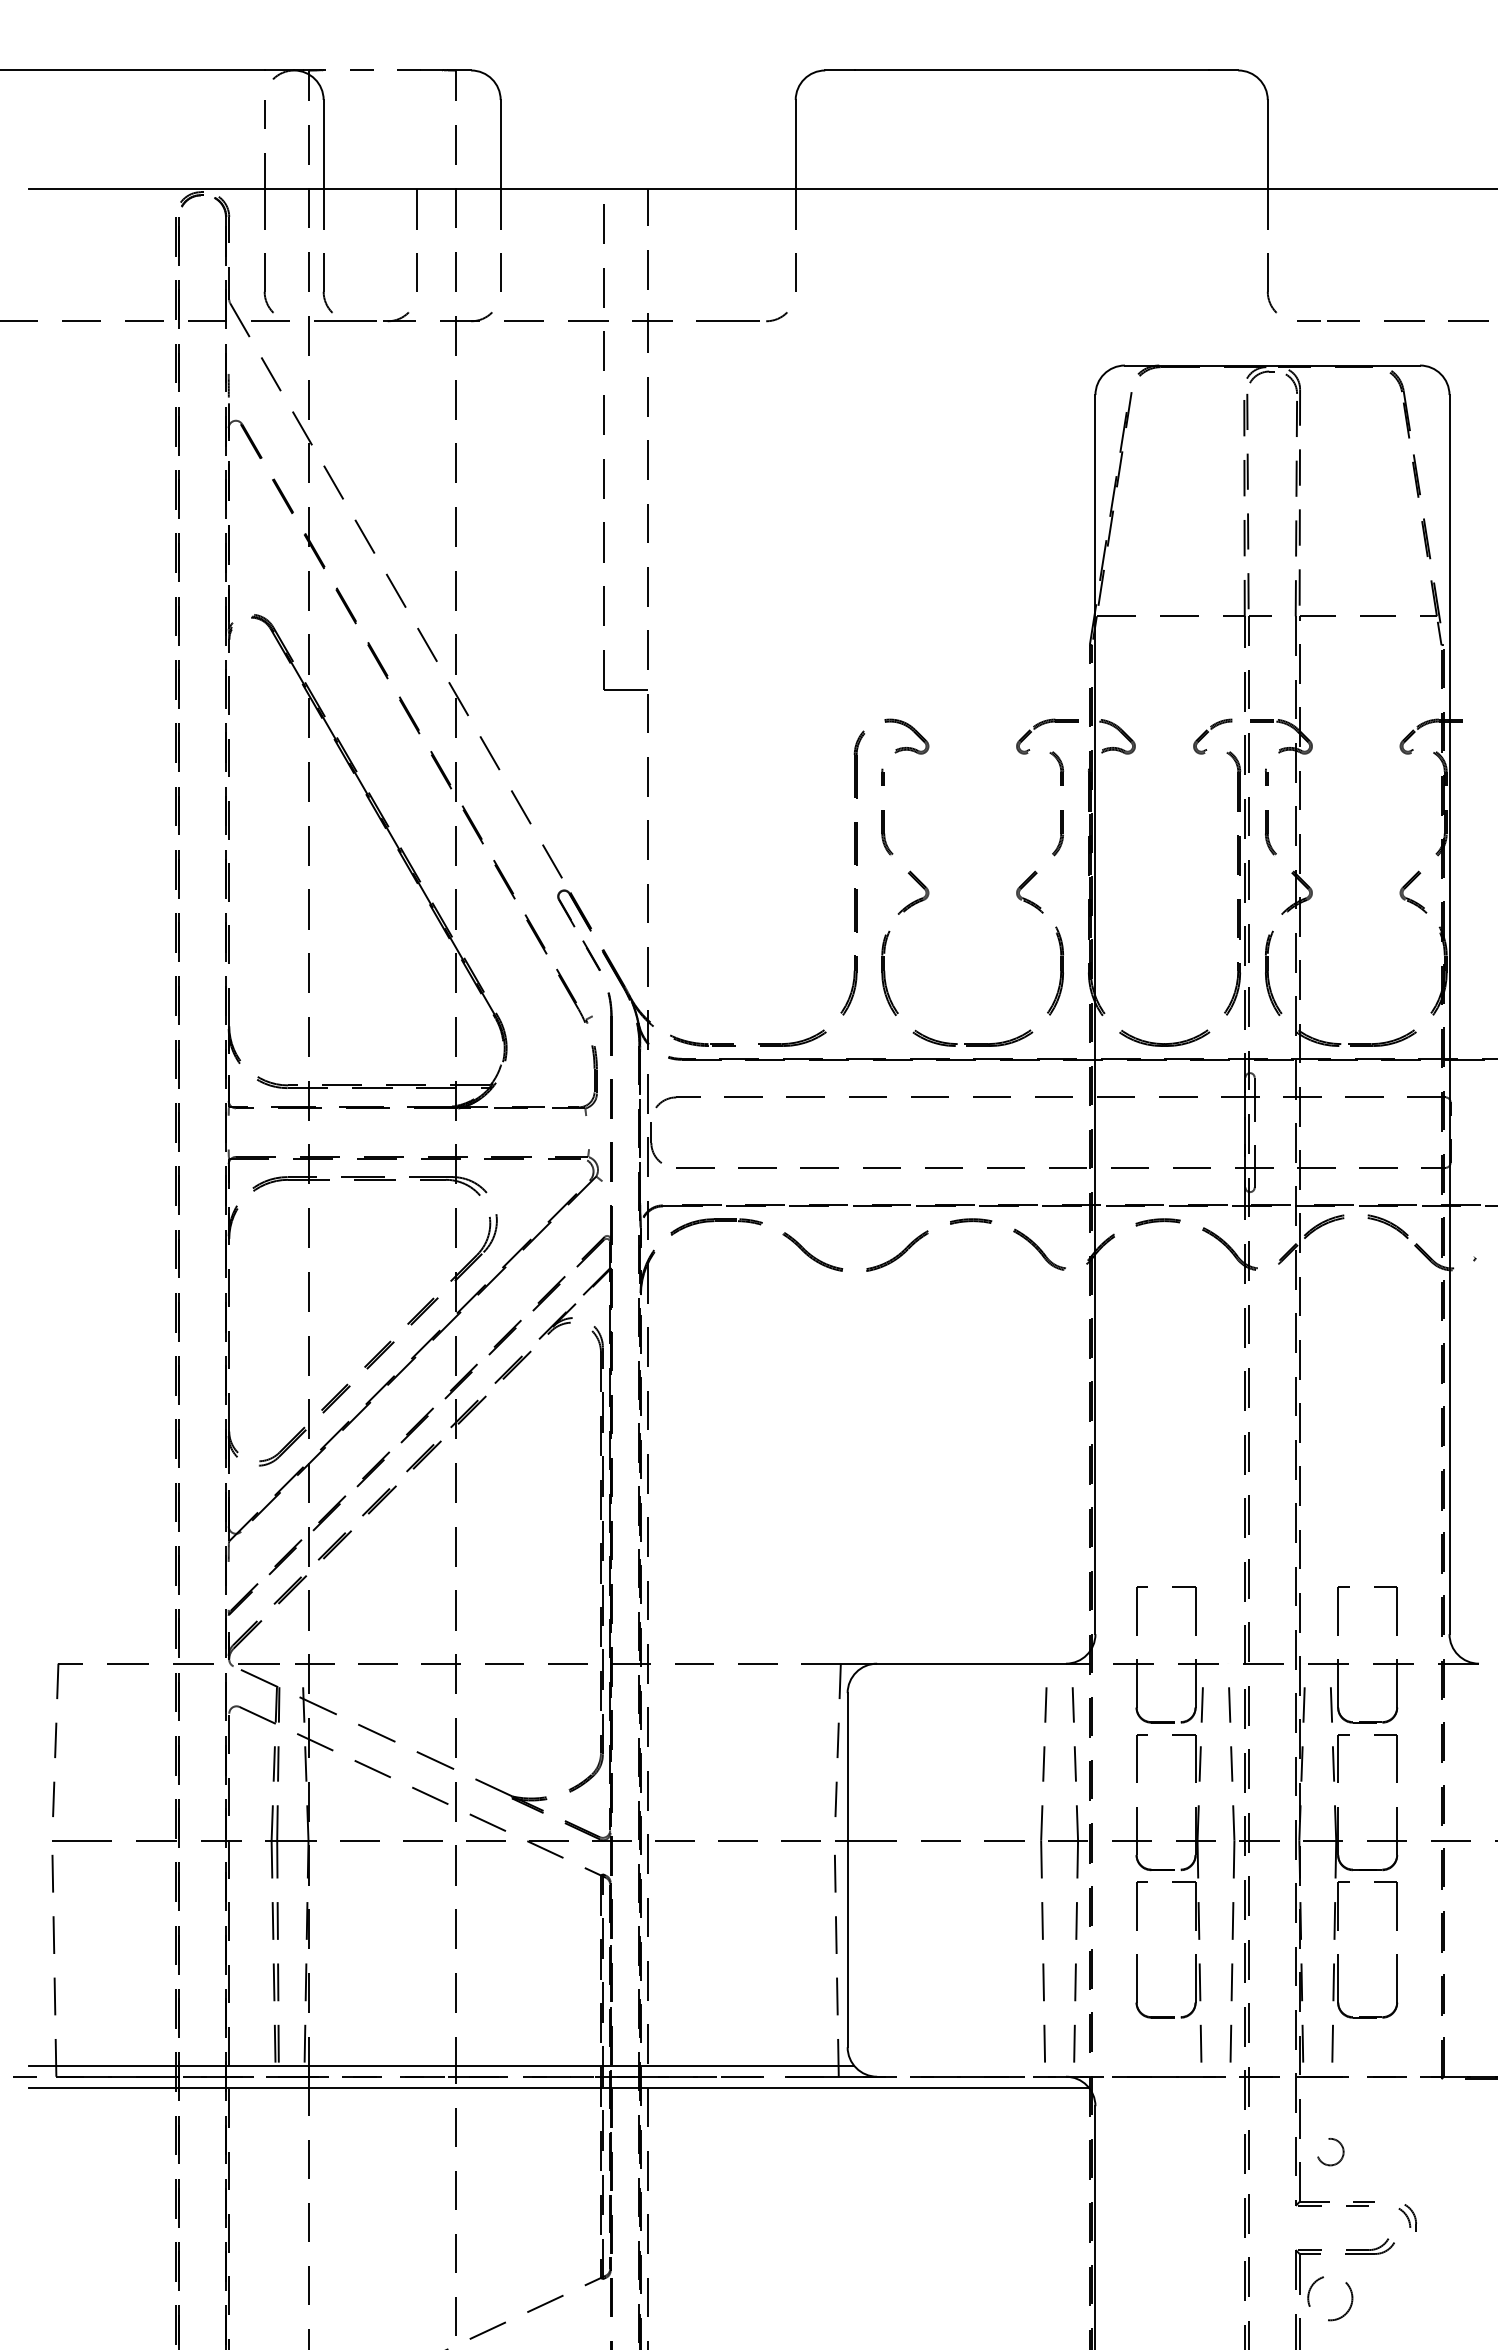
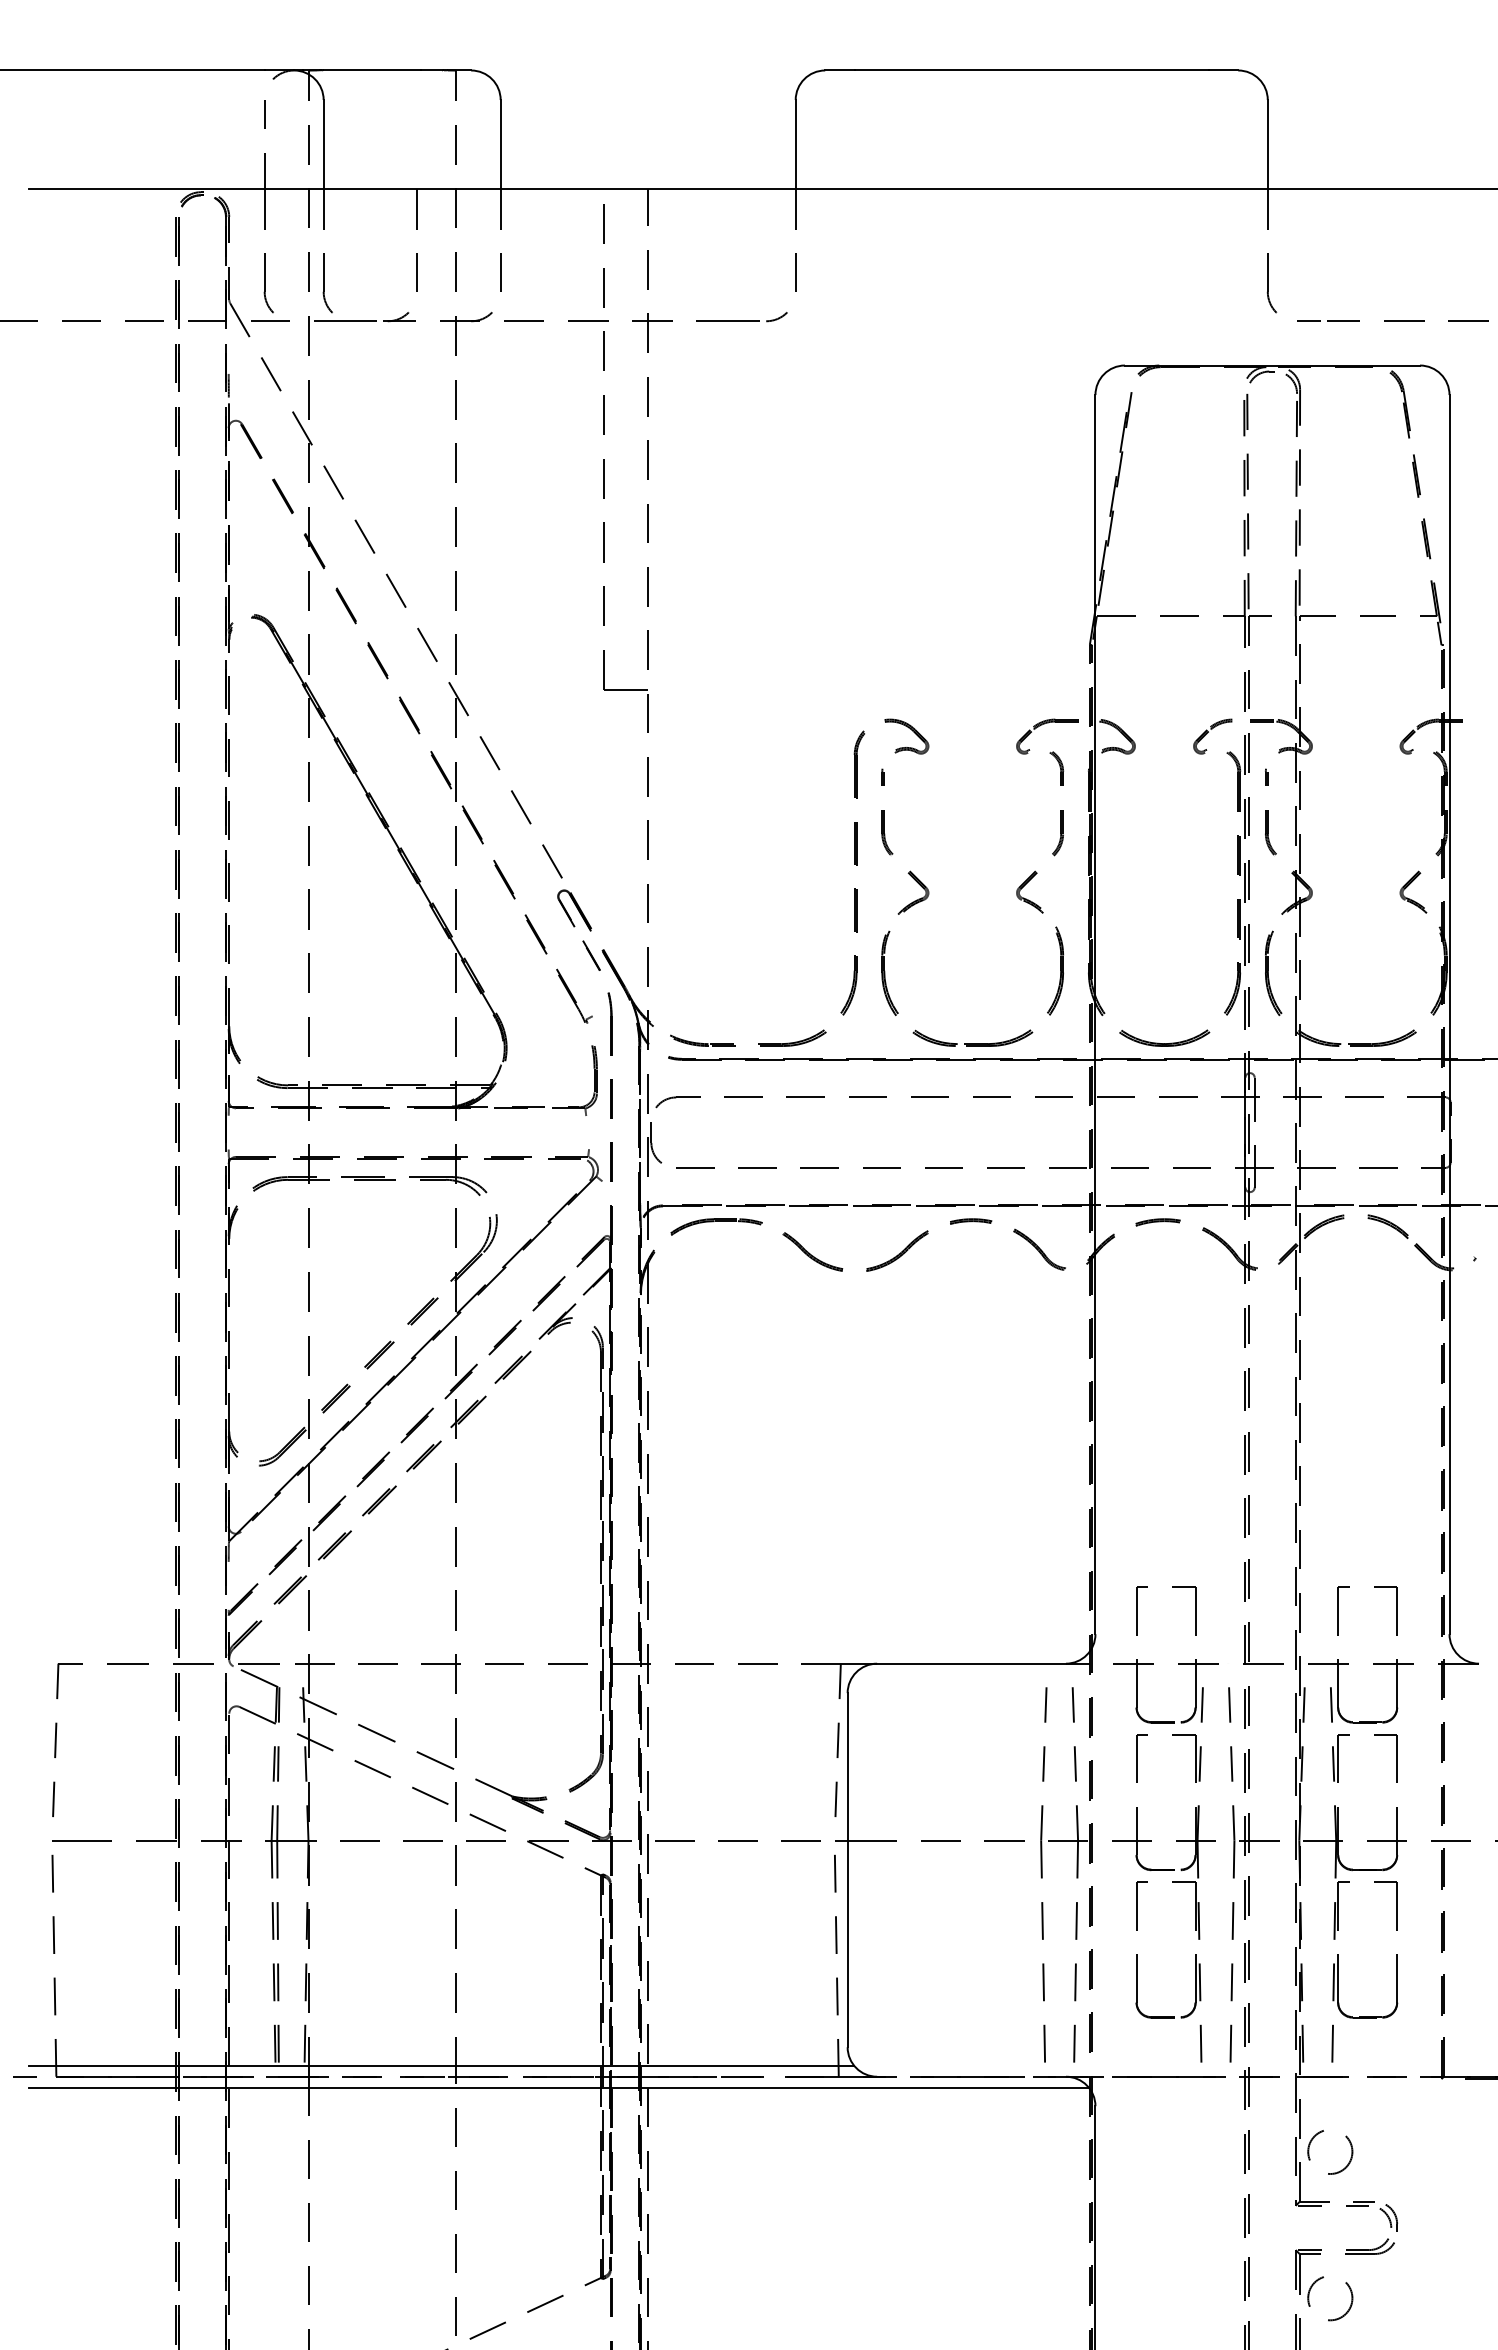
line: dashed -> solid (361, 70)
circle size: 28x29 px -> 47x45 px (1330, 2152)
part position: (1407, 2217) -> (1388, 2217) (1388, 2217)
